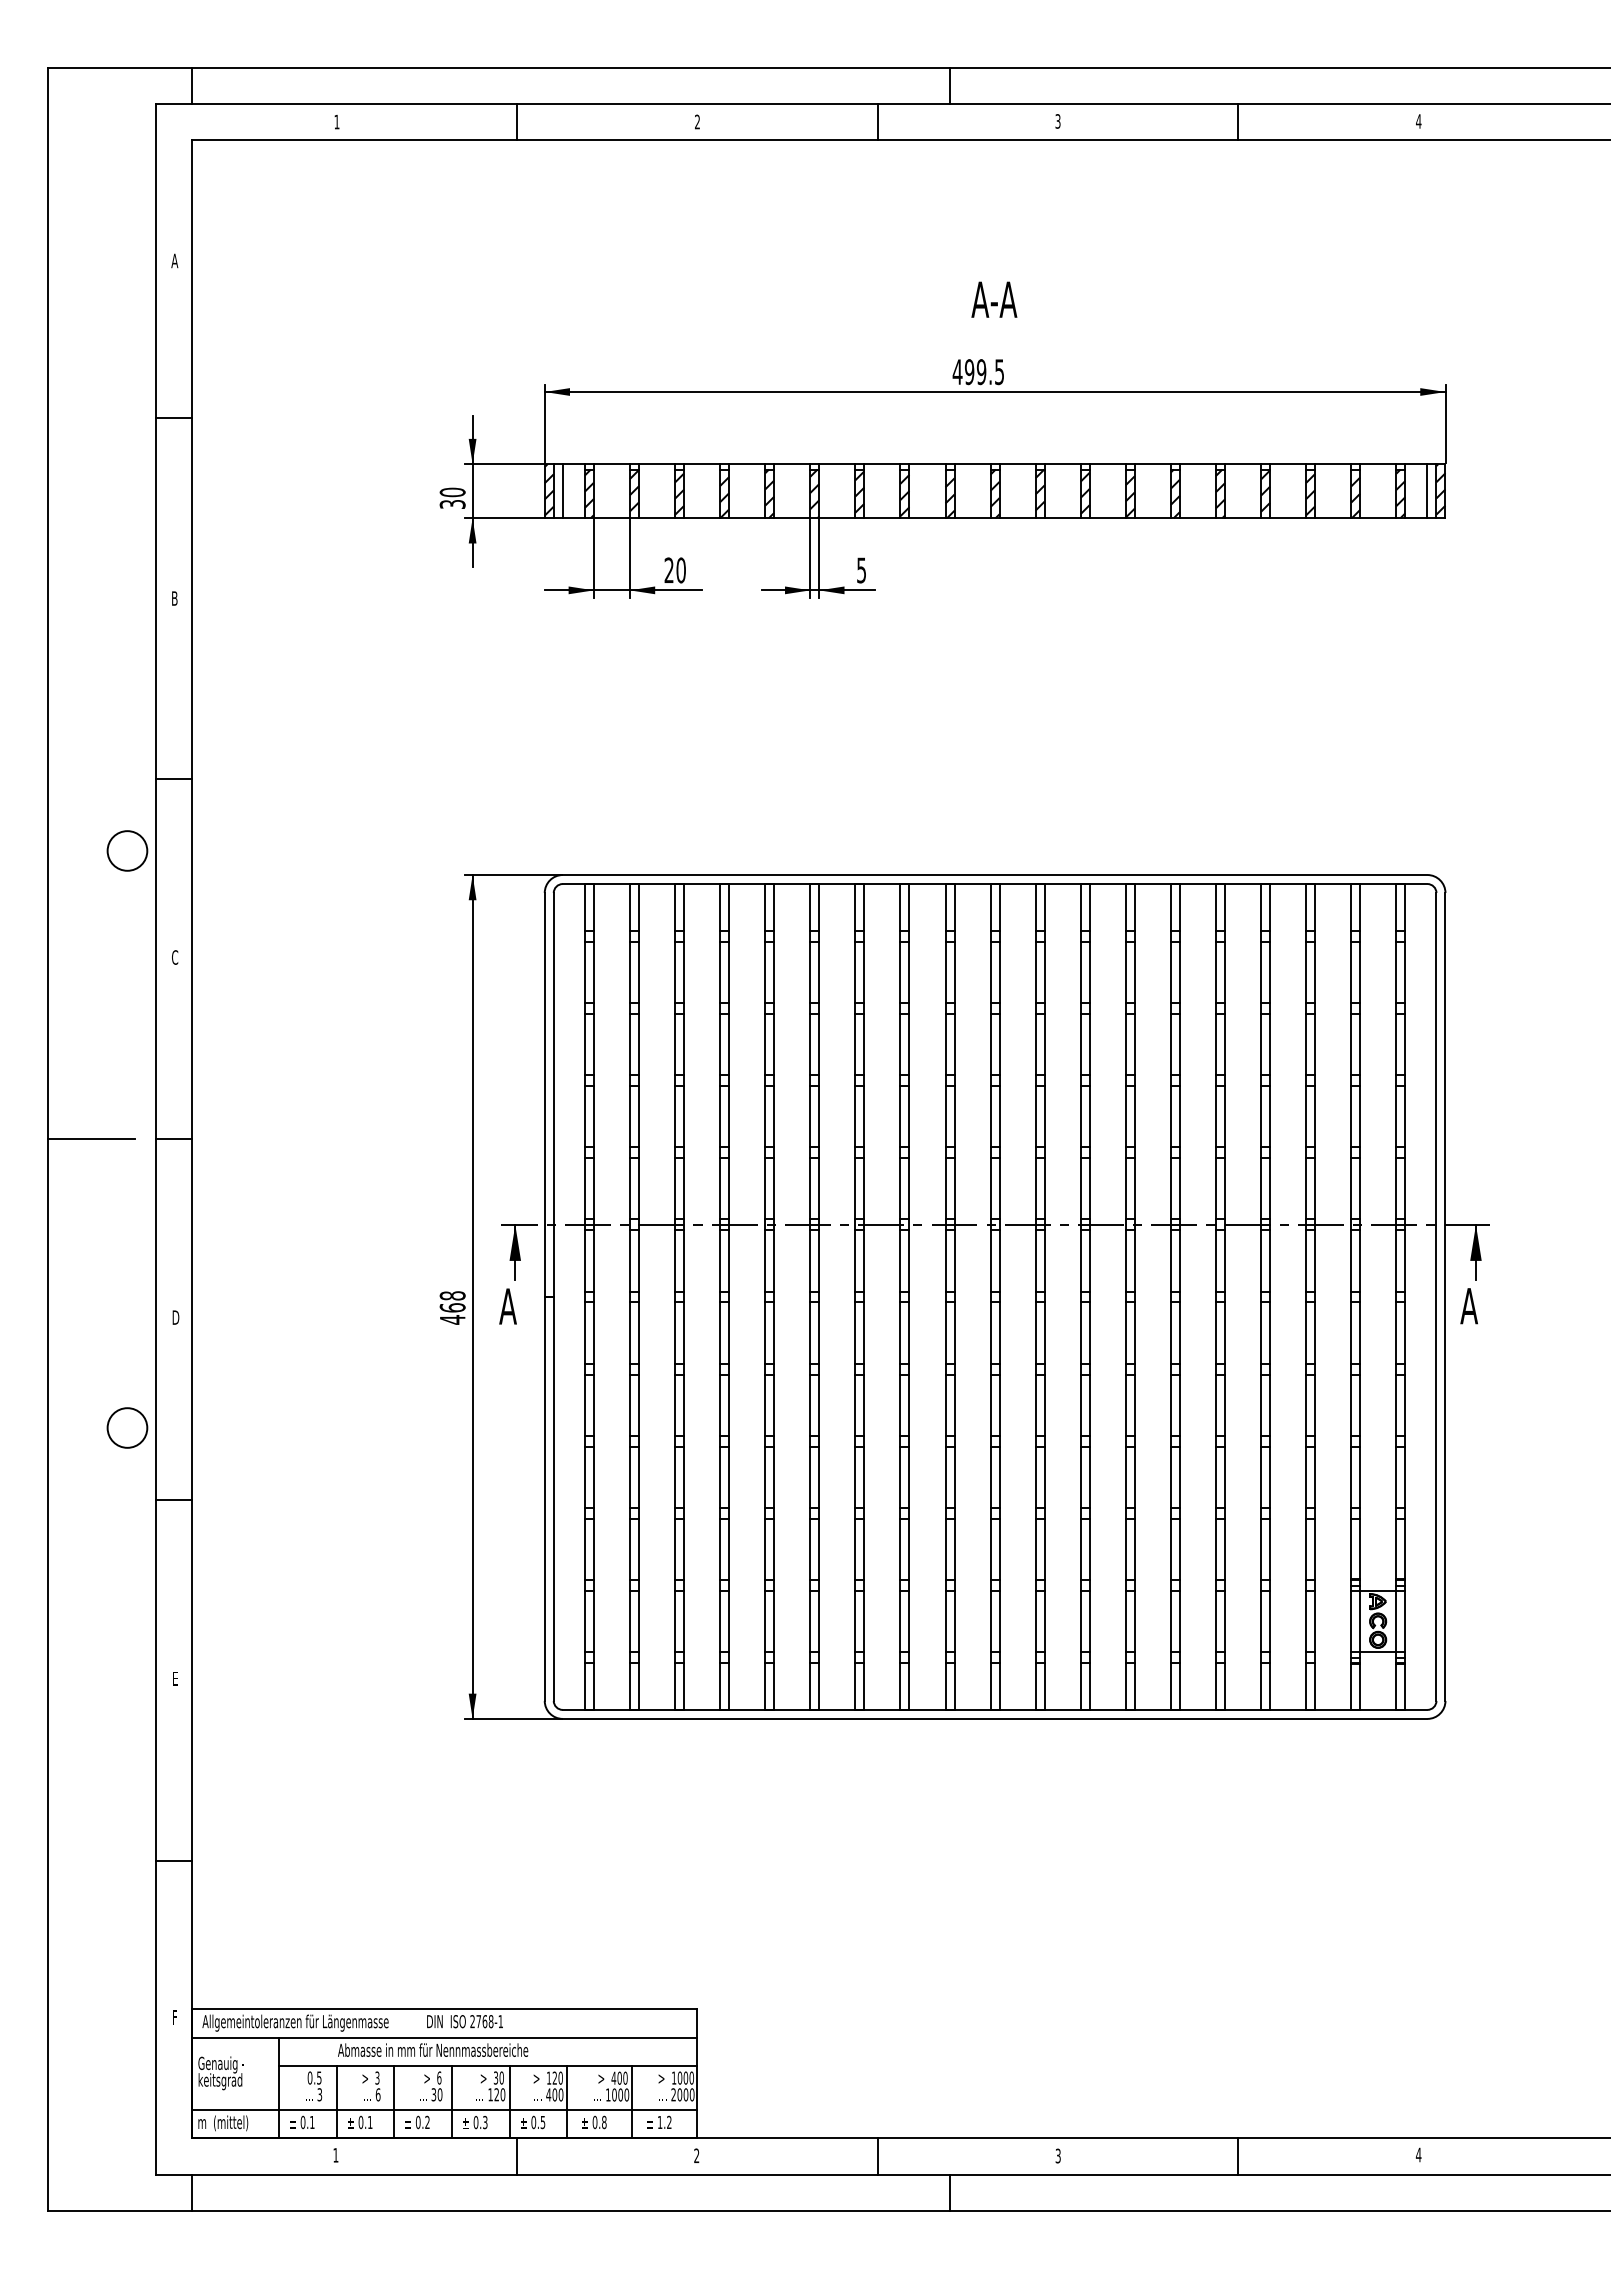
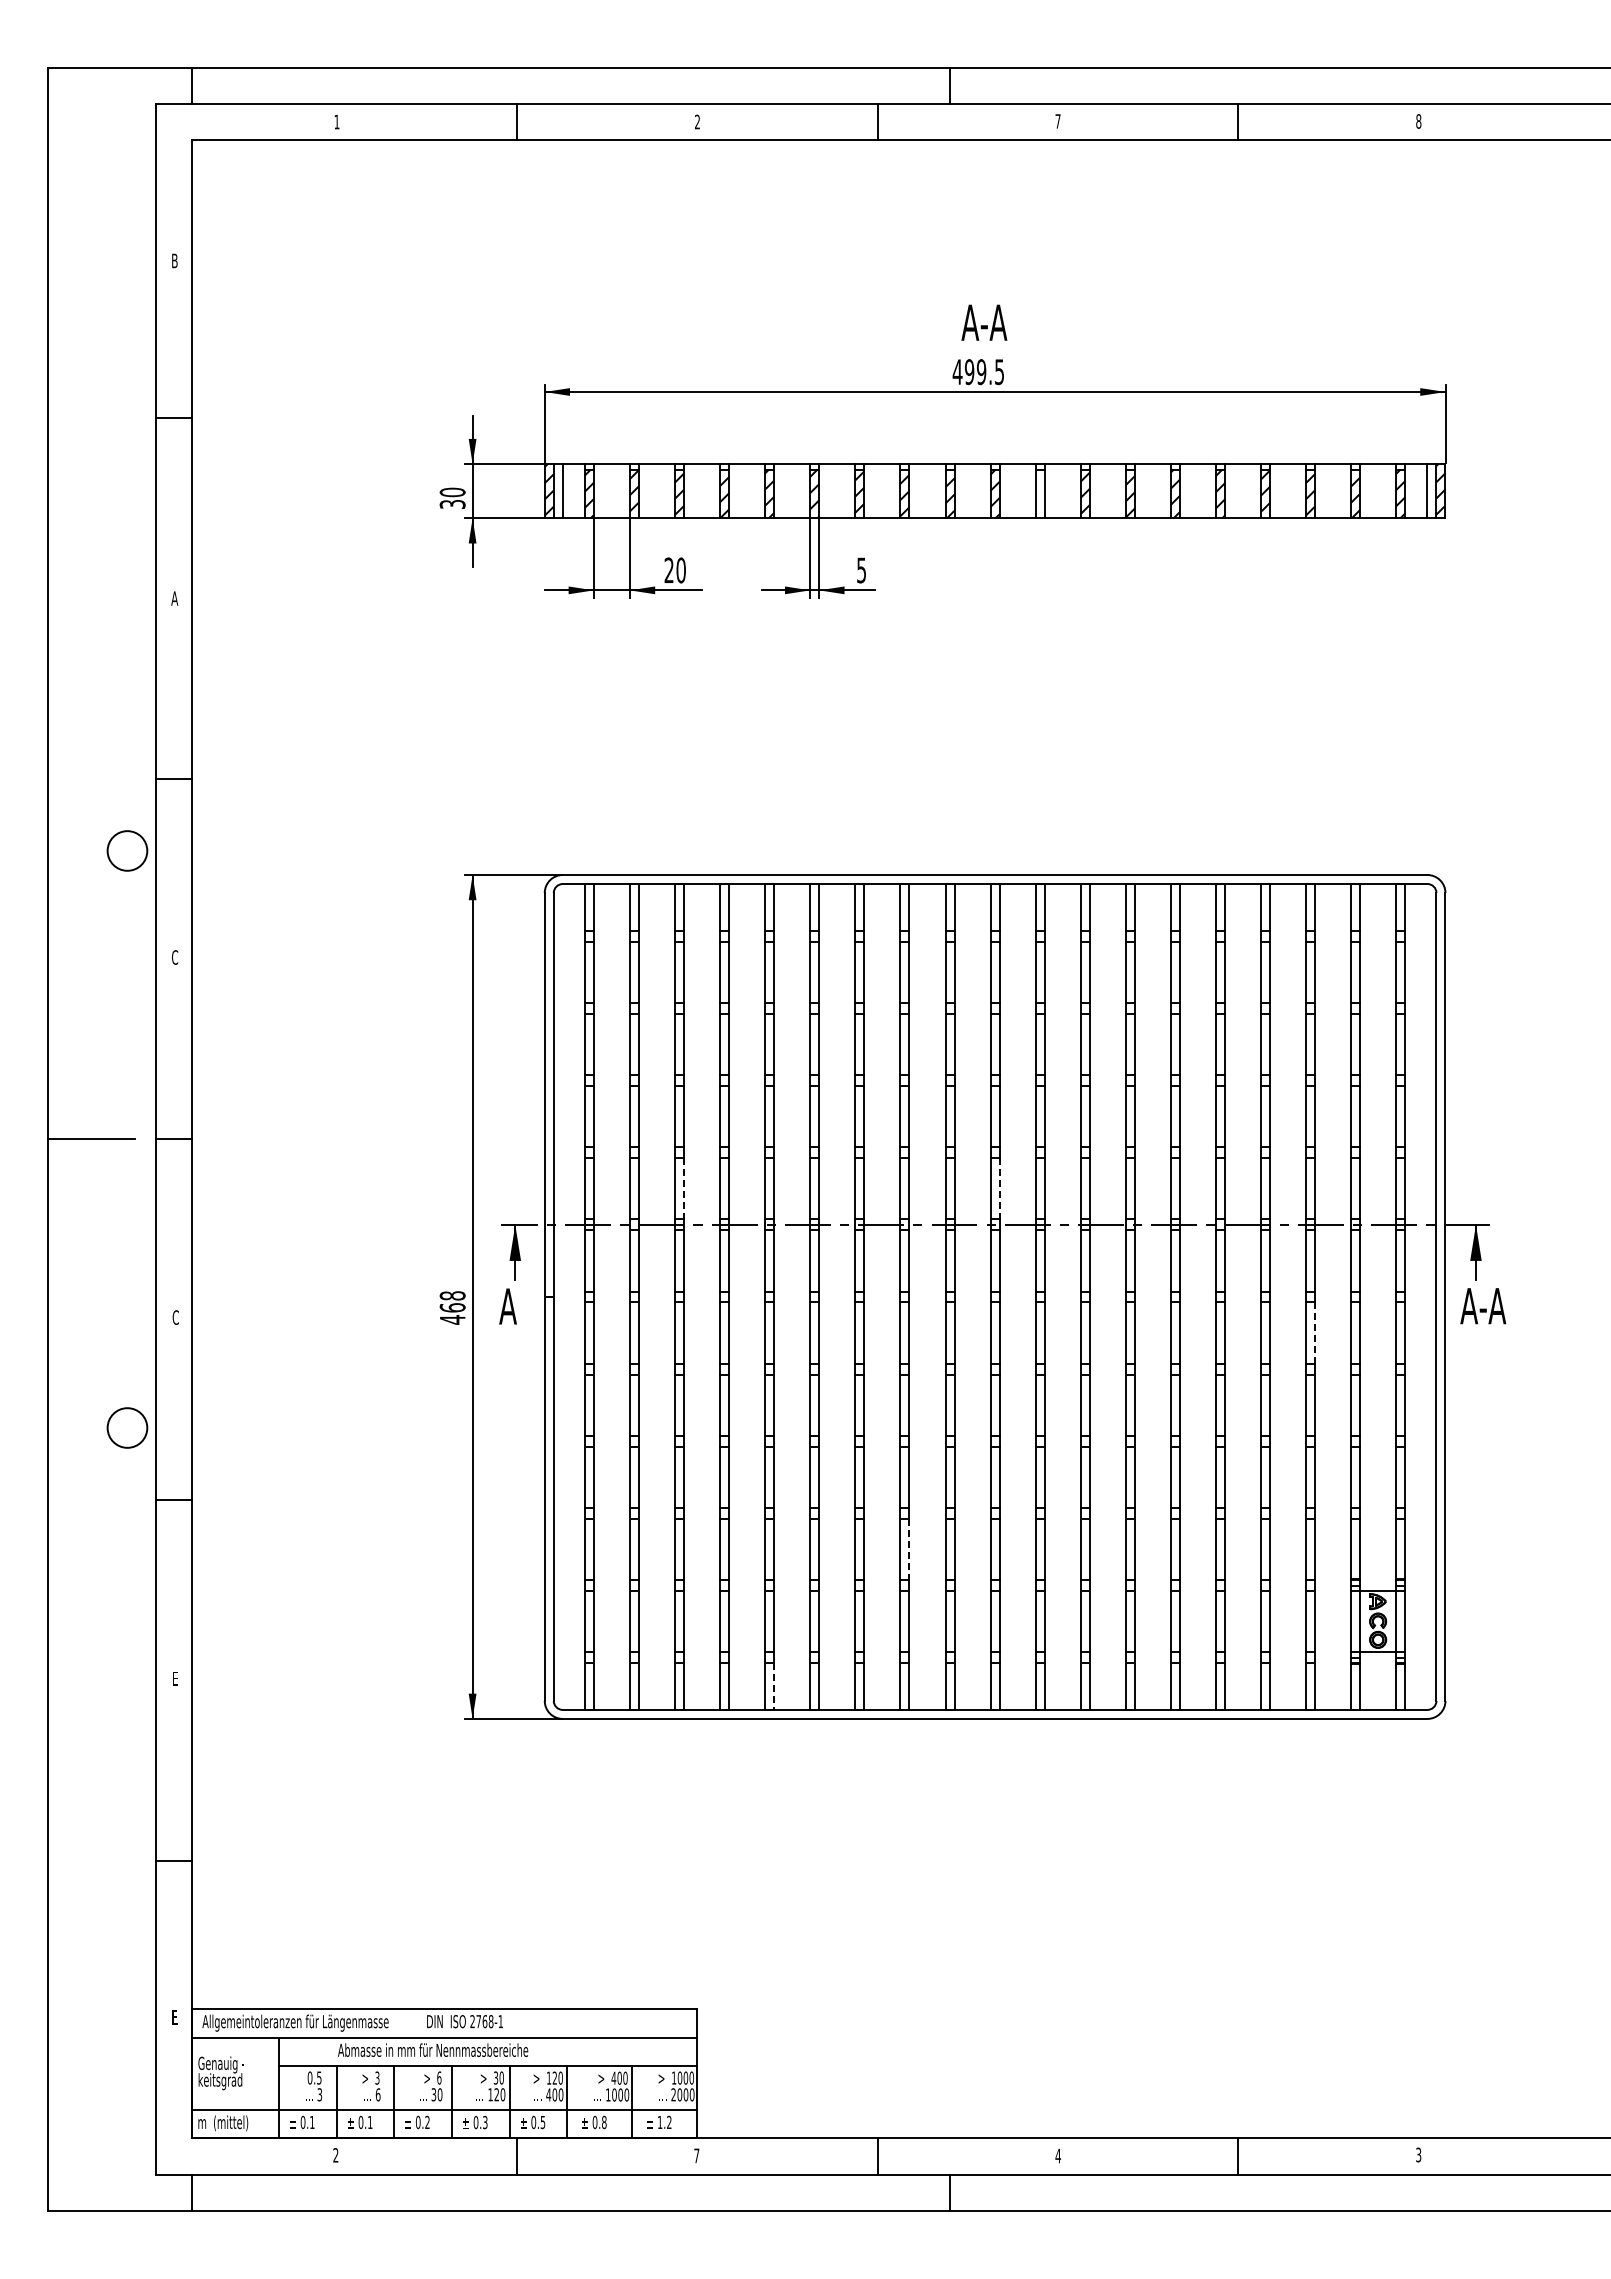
text: 3 -> 7 (1057, 121)
text: 4 -> 8 (1418, 121)
text: A -> B (174, 260)
text position: (994, 299) -> (984, 322) (984, 322)
hatch: present -> none (1039, 493)
text: B -> A (174, 598)
line: solid -> dashed (684, 1188)
line: solid -> dashed (999, 1188)
text: A -> A-A (1492, 1306)
text: D -> C (175, 1317)
line: solid -> dashed (1315, 1333)
line: solid -> dashed (909, 1549)
line: solid -> dashed (774, 1686)
text: F -> E (174, 2017)
text: 4 -> 3 (1418, 2154)
text: 1 -> 2 (335, 2155)
text: 2 -> 7 (696, 2155)
text: 3 -> 4 (1058, 2155)
